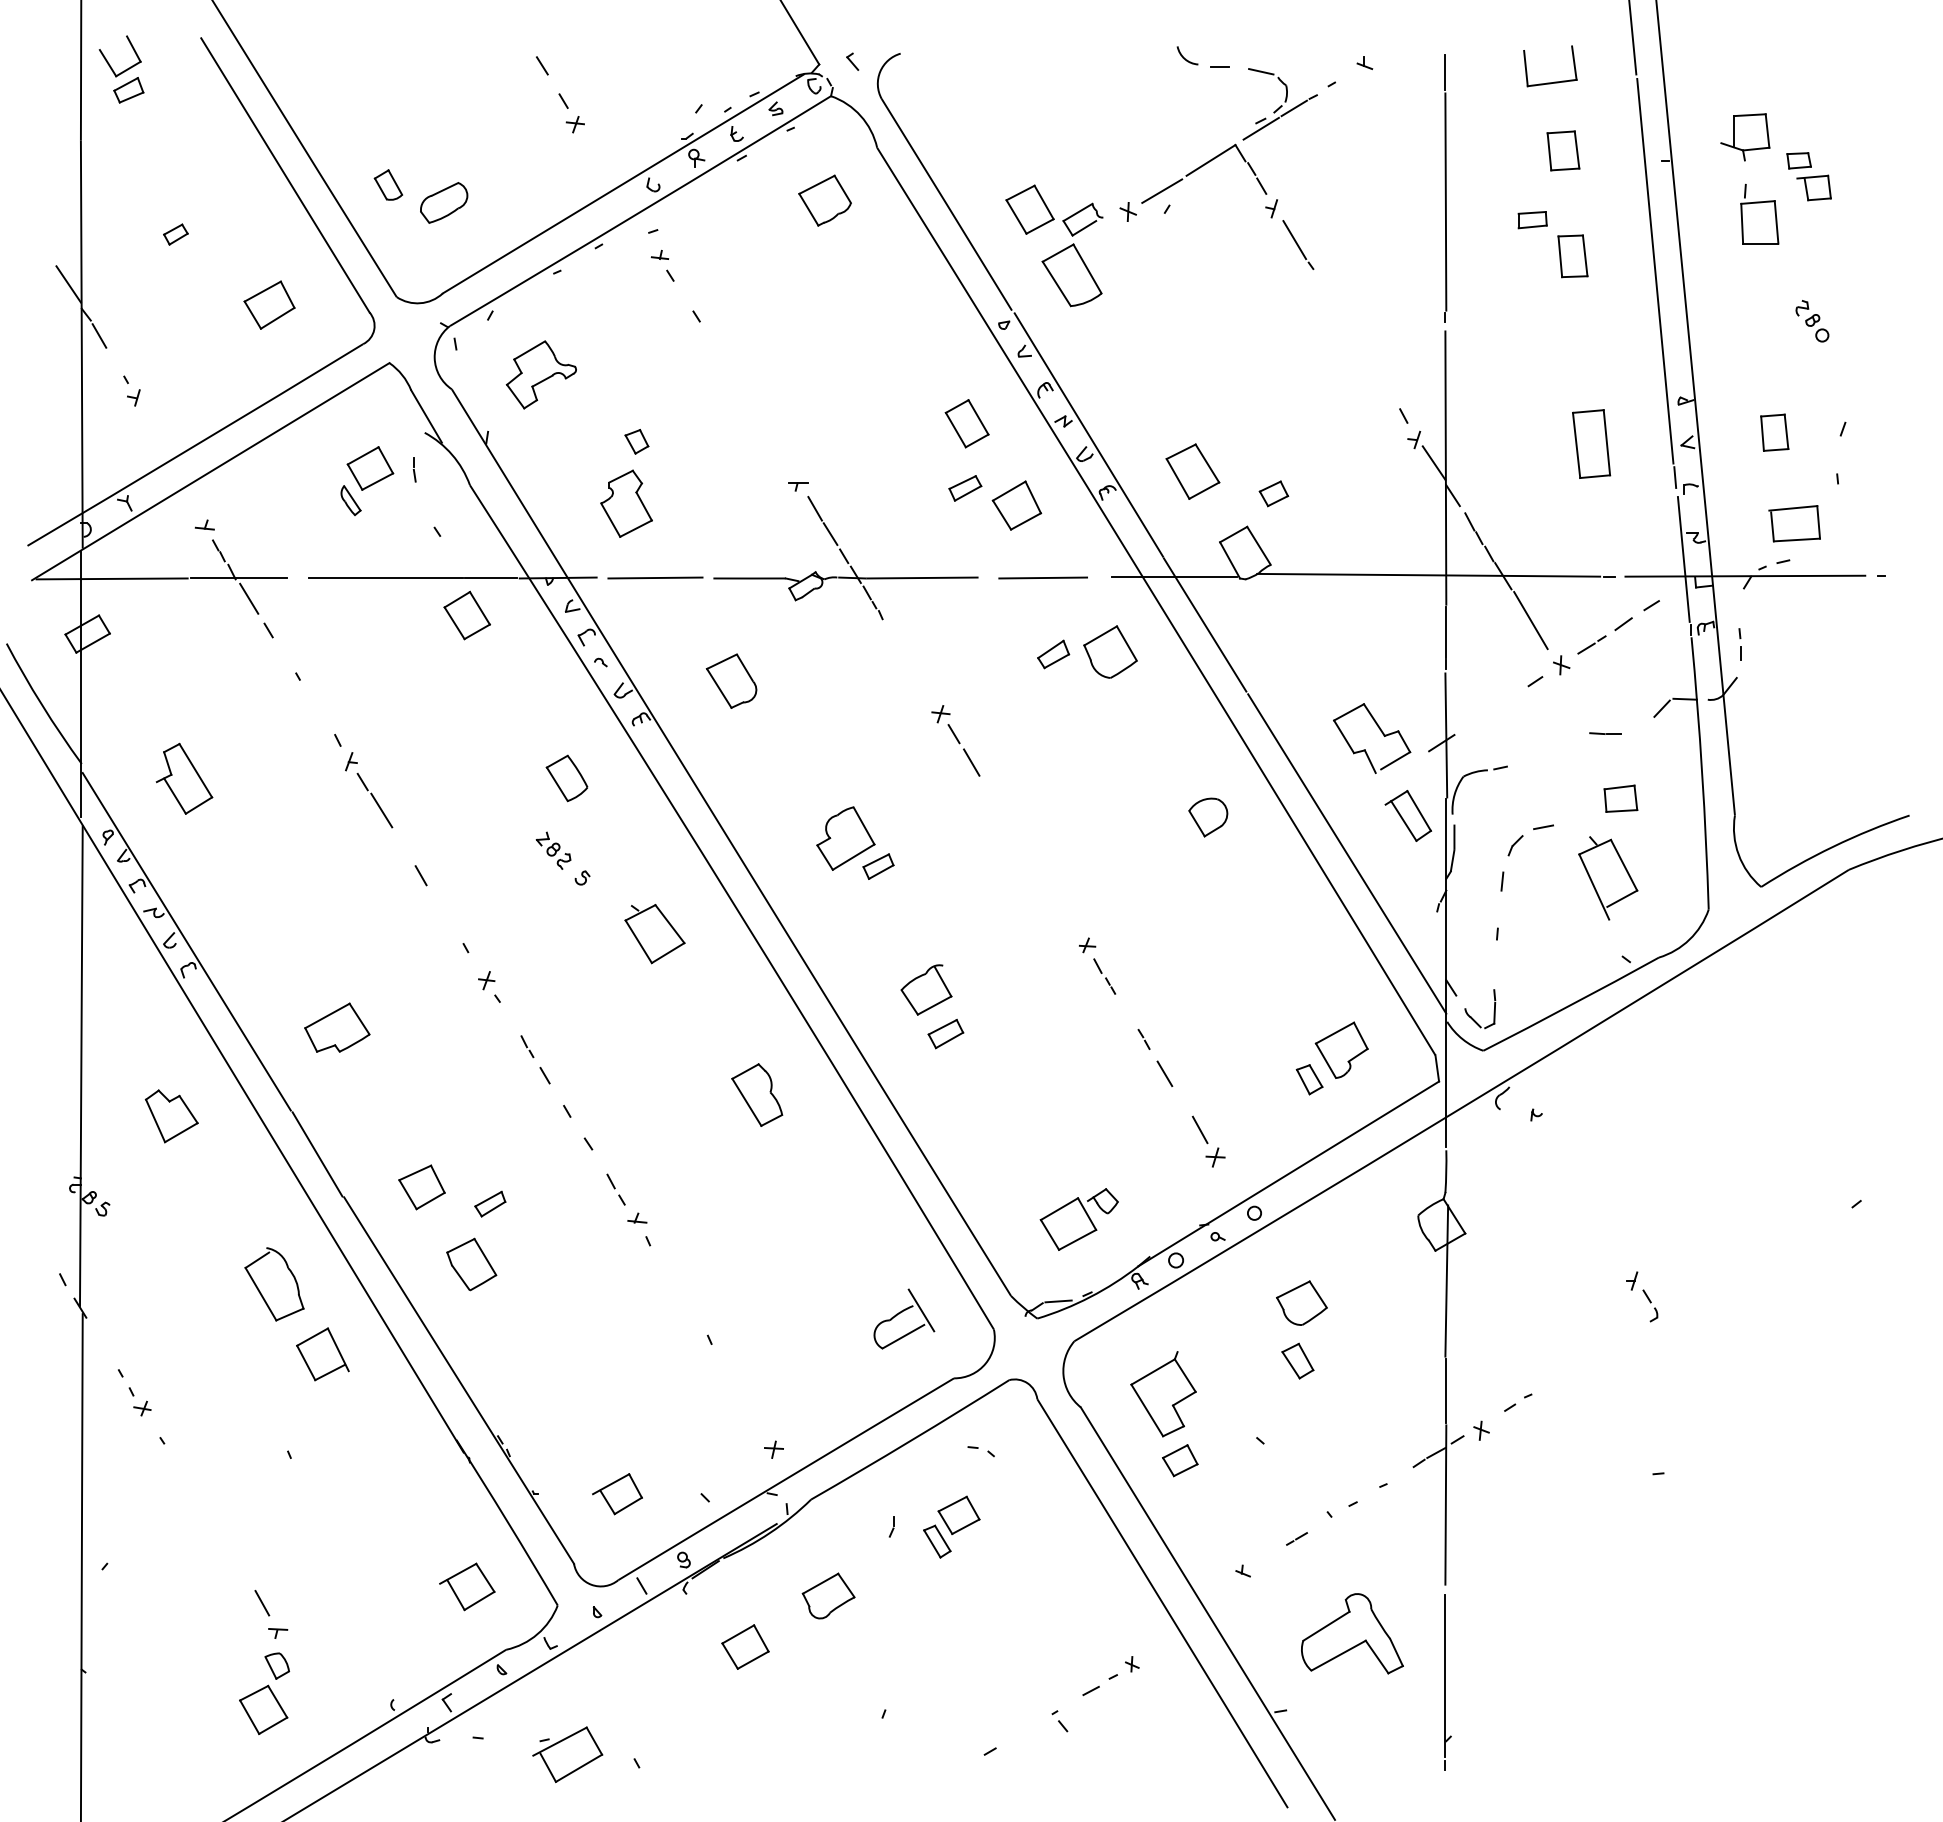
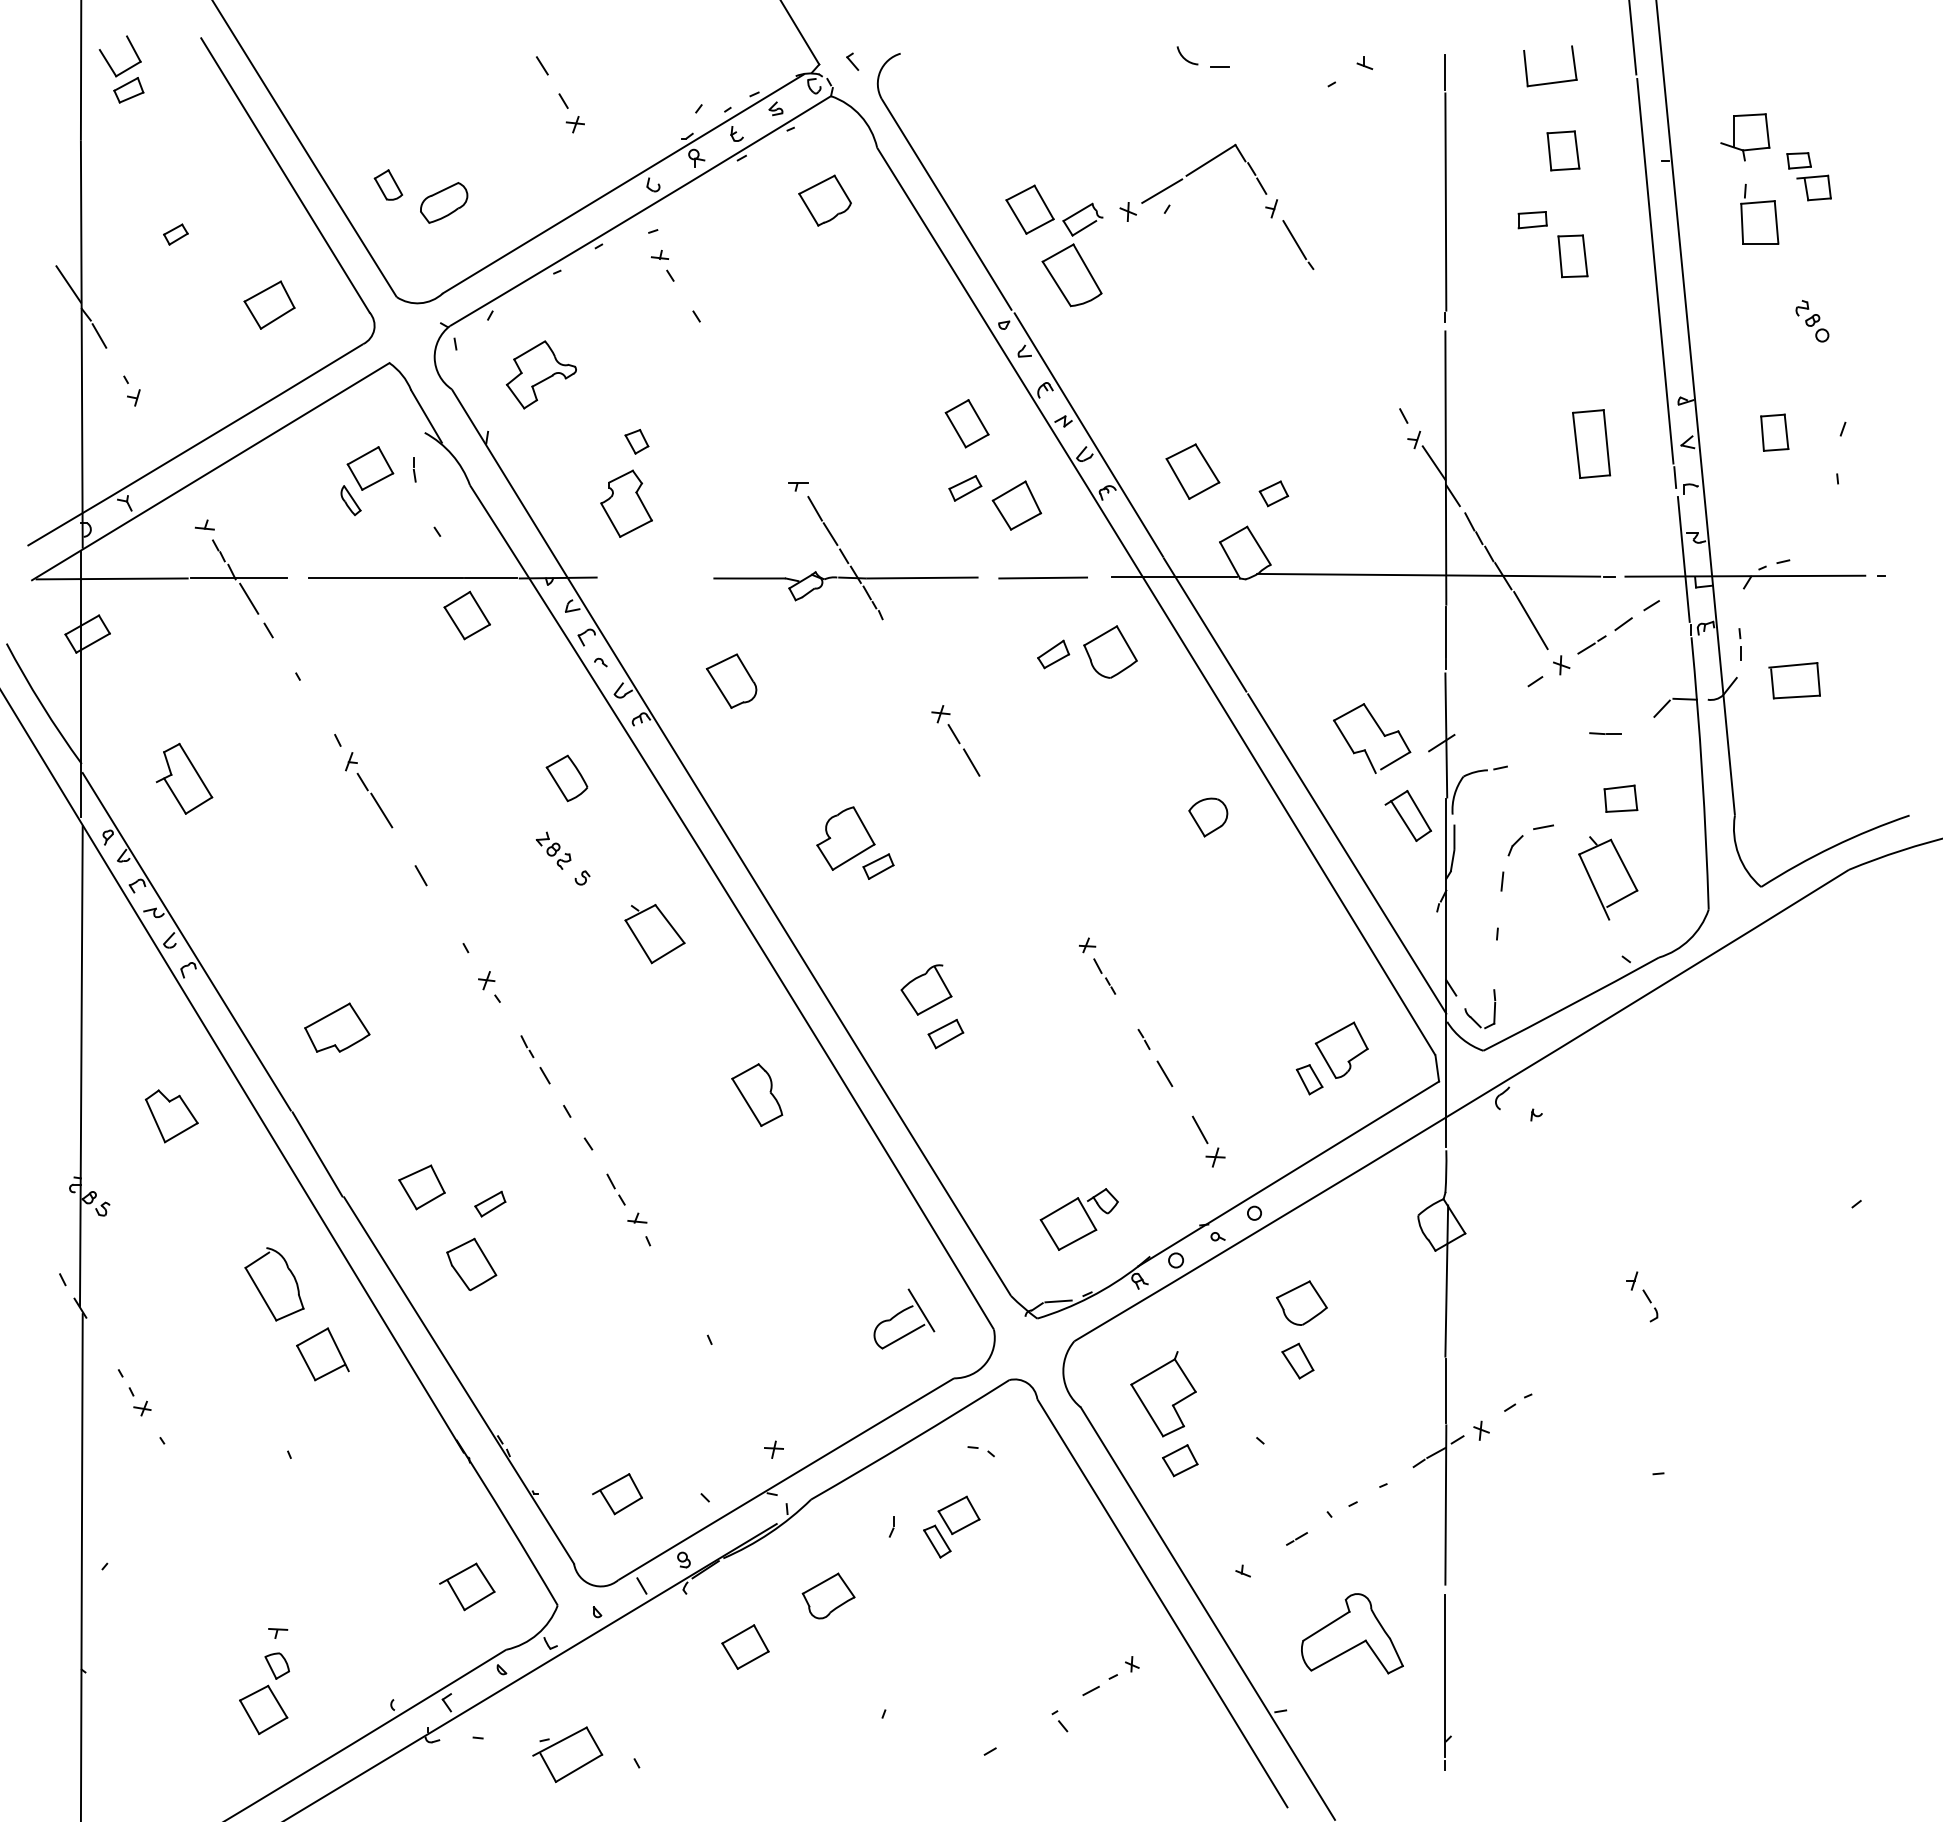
part: present -> none (1279, 104)
part position: (1794, 523) -> (1794, 680) (1794, 680)
line: present -> none (655, 577)
line: present -> none (262, 1602)
